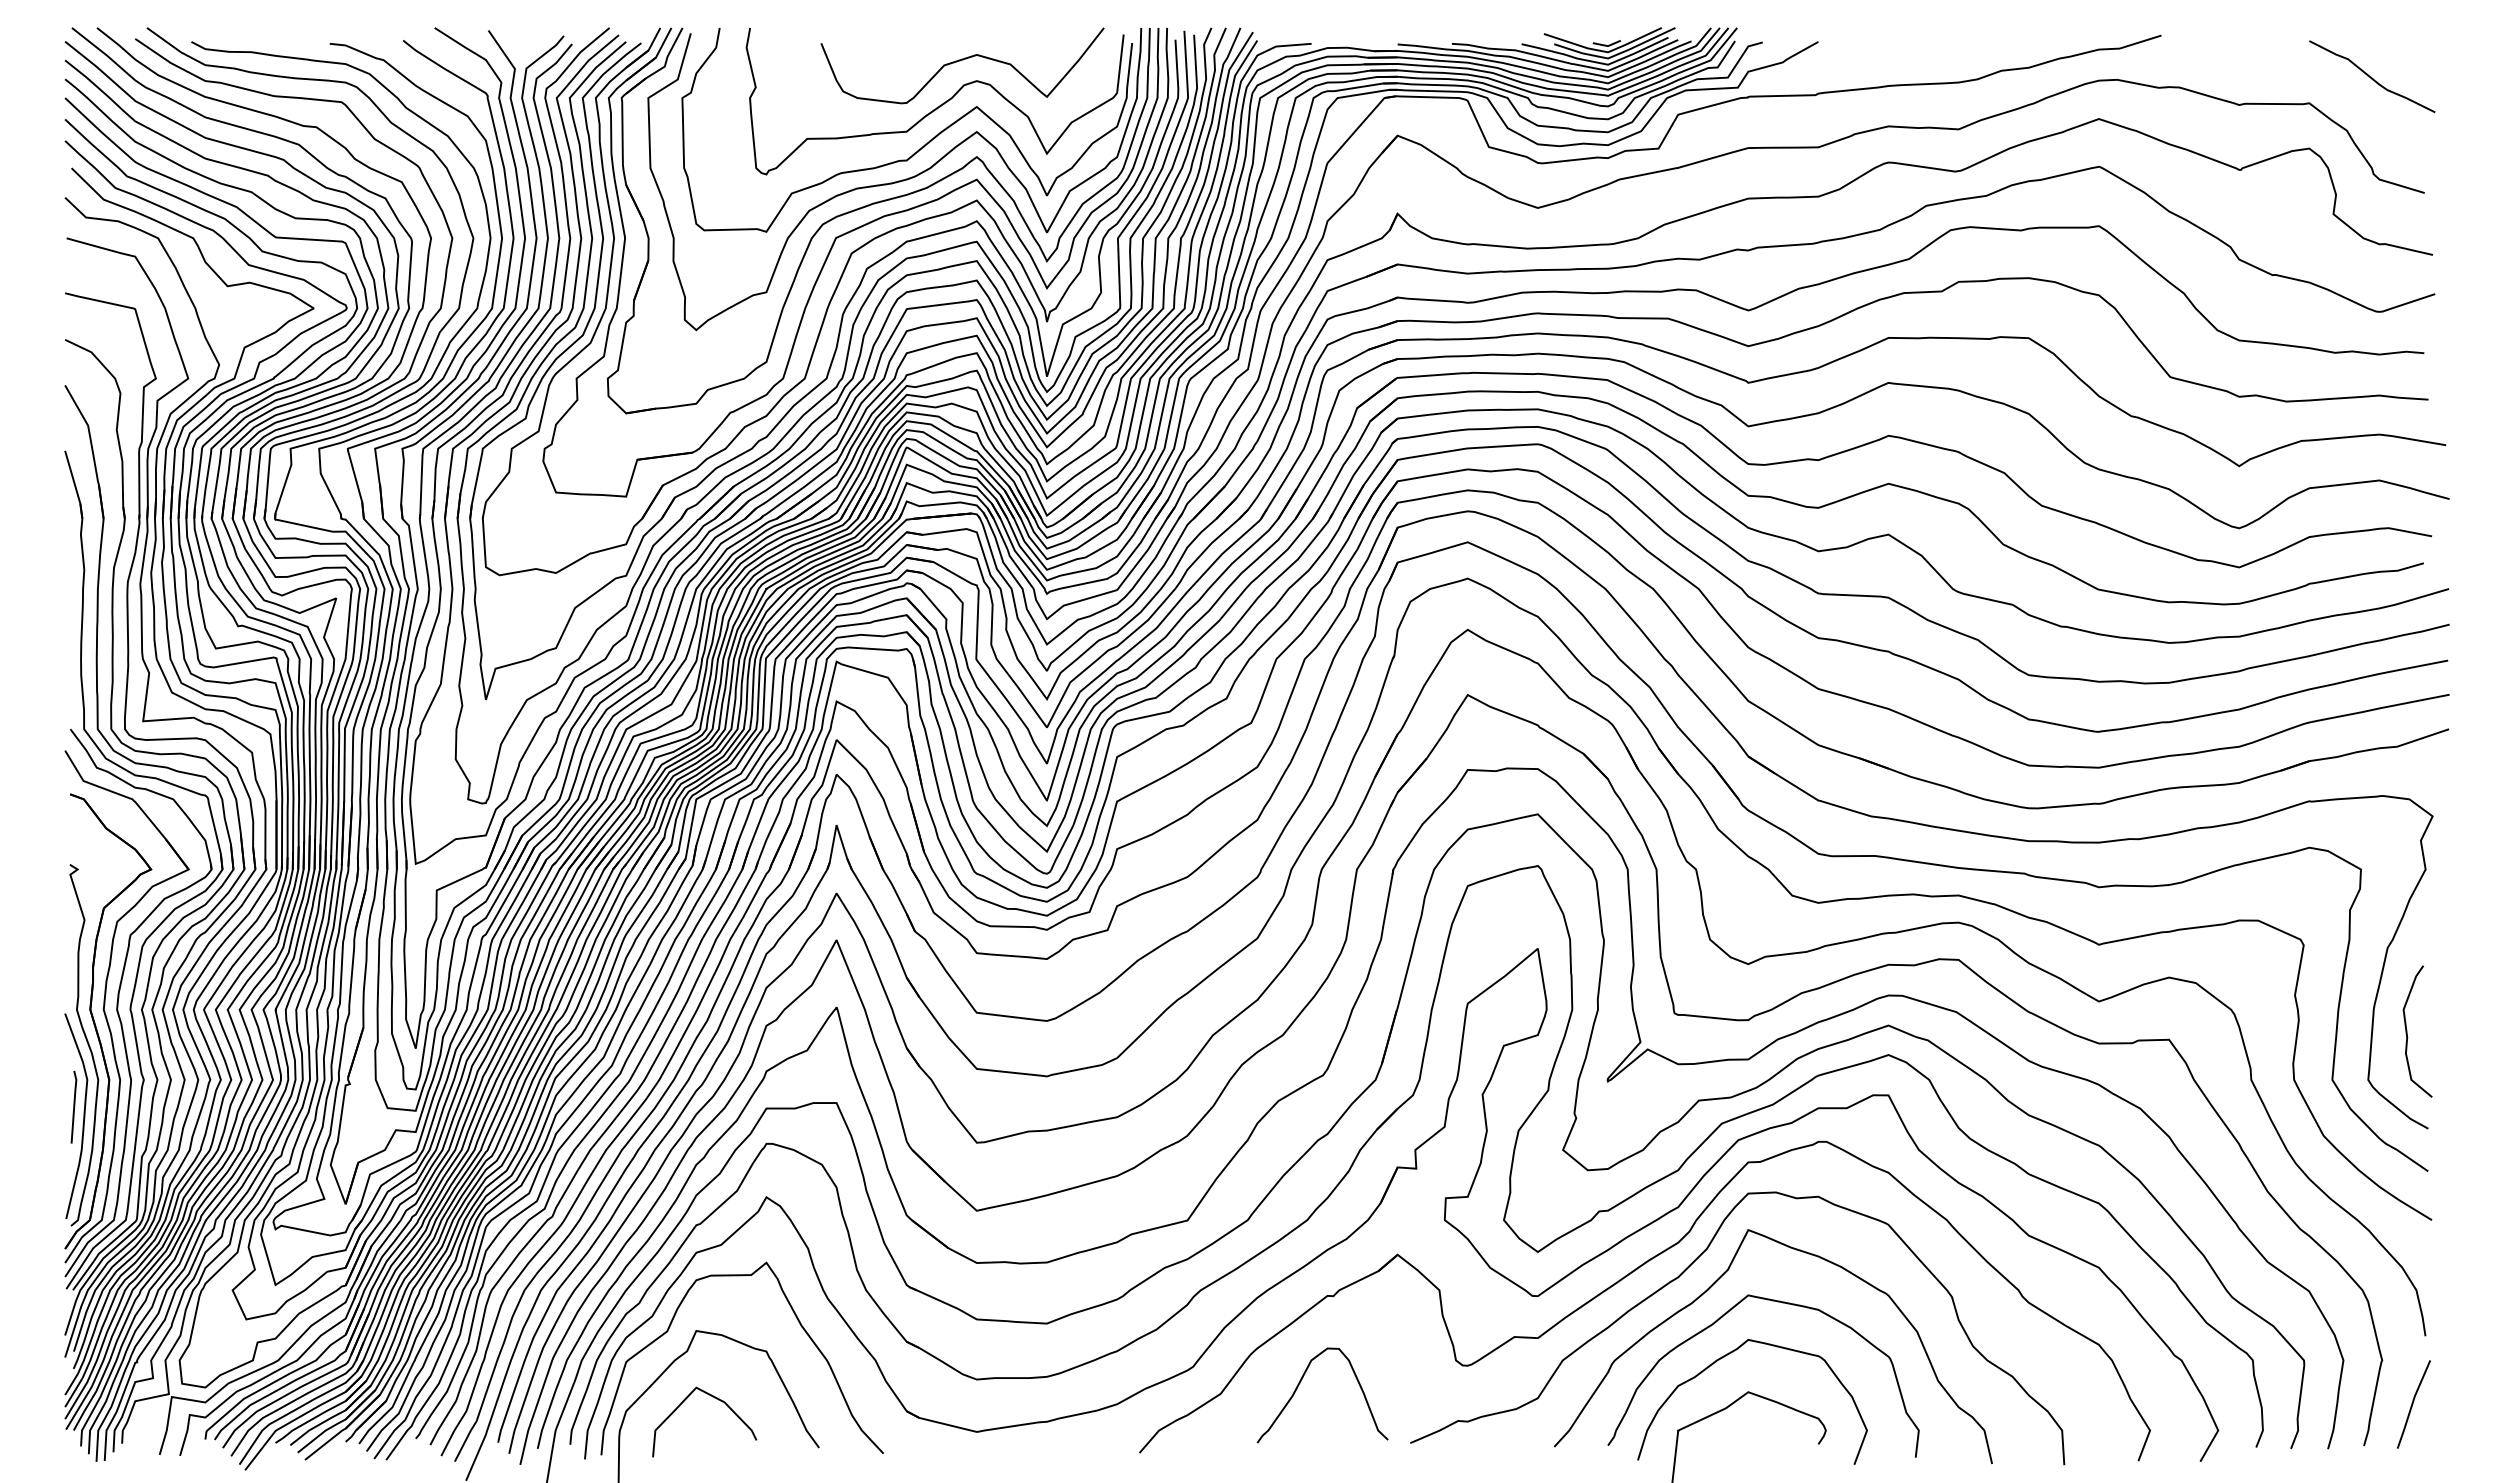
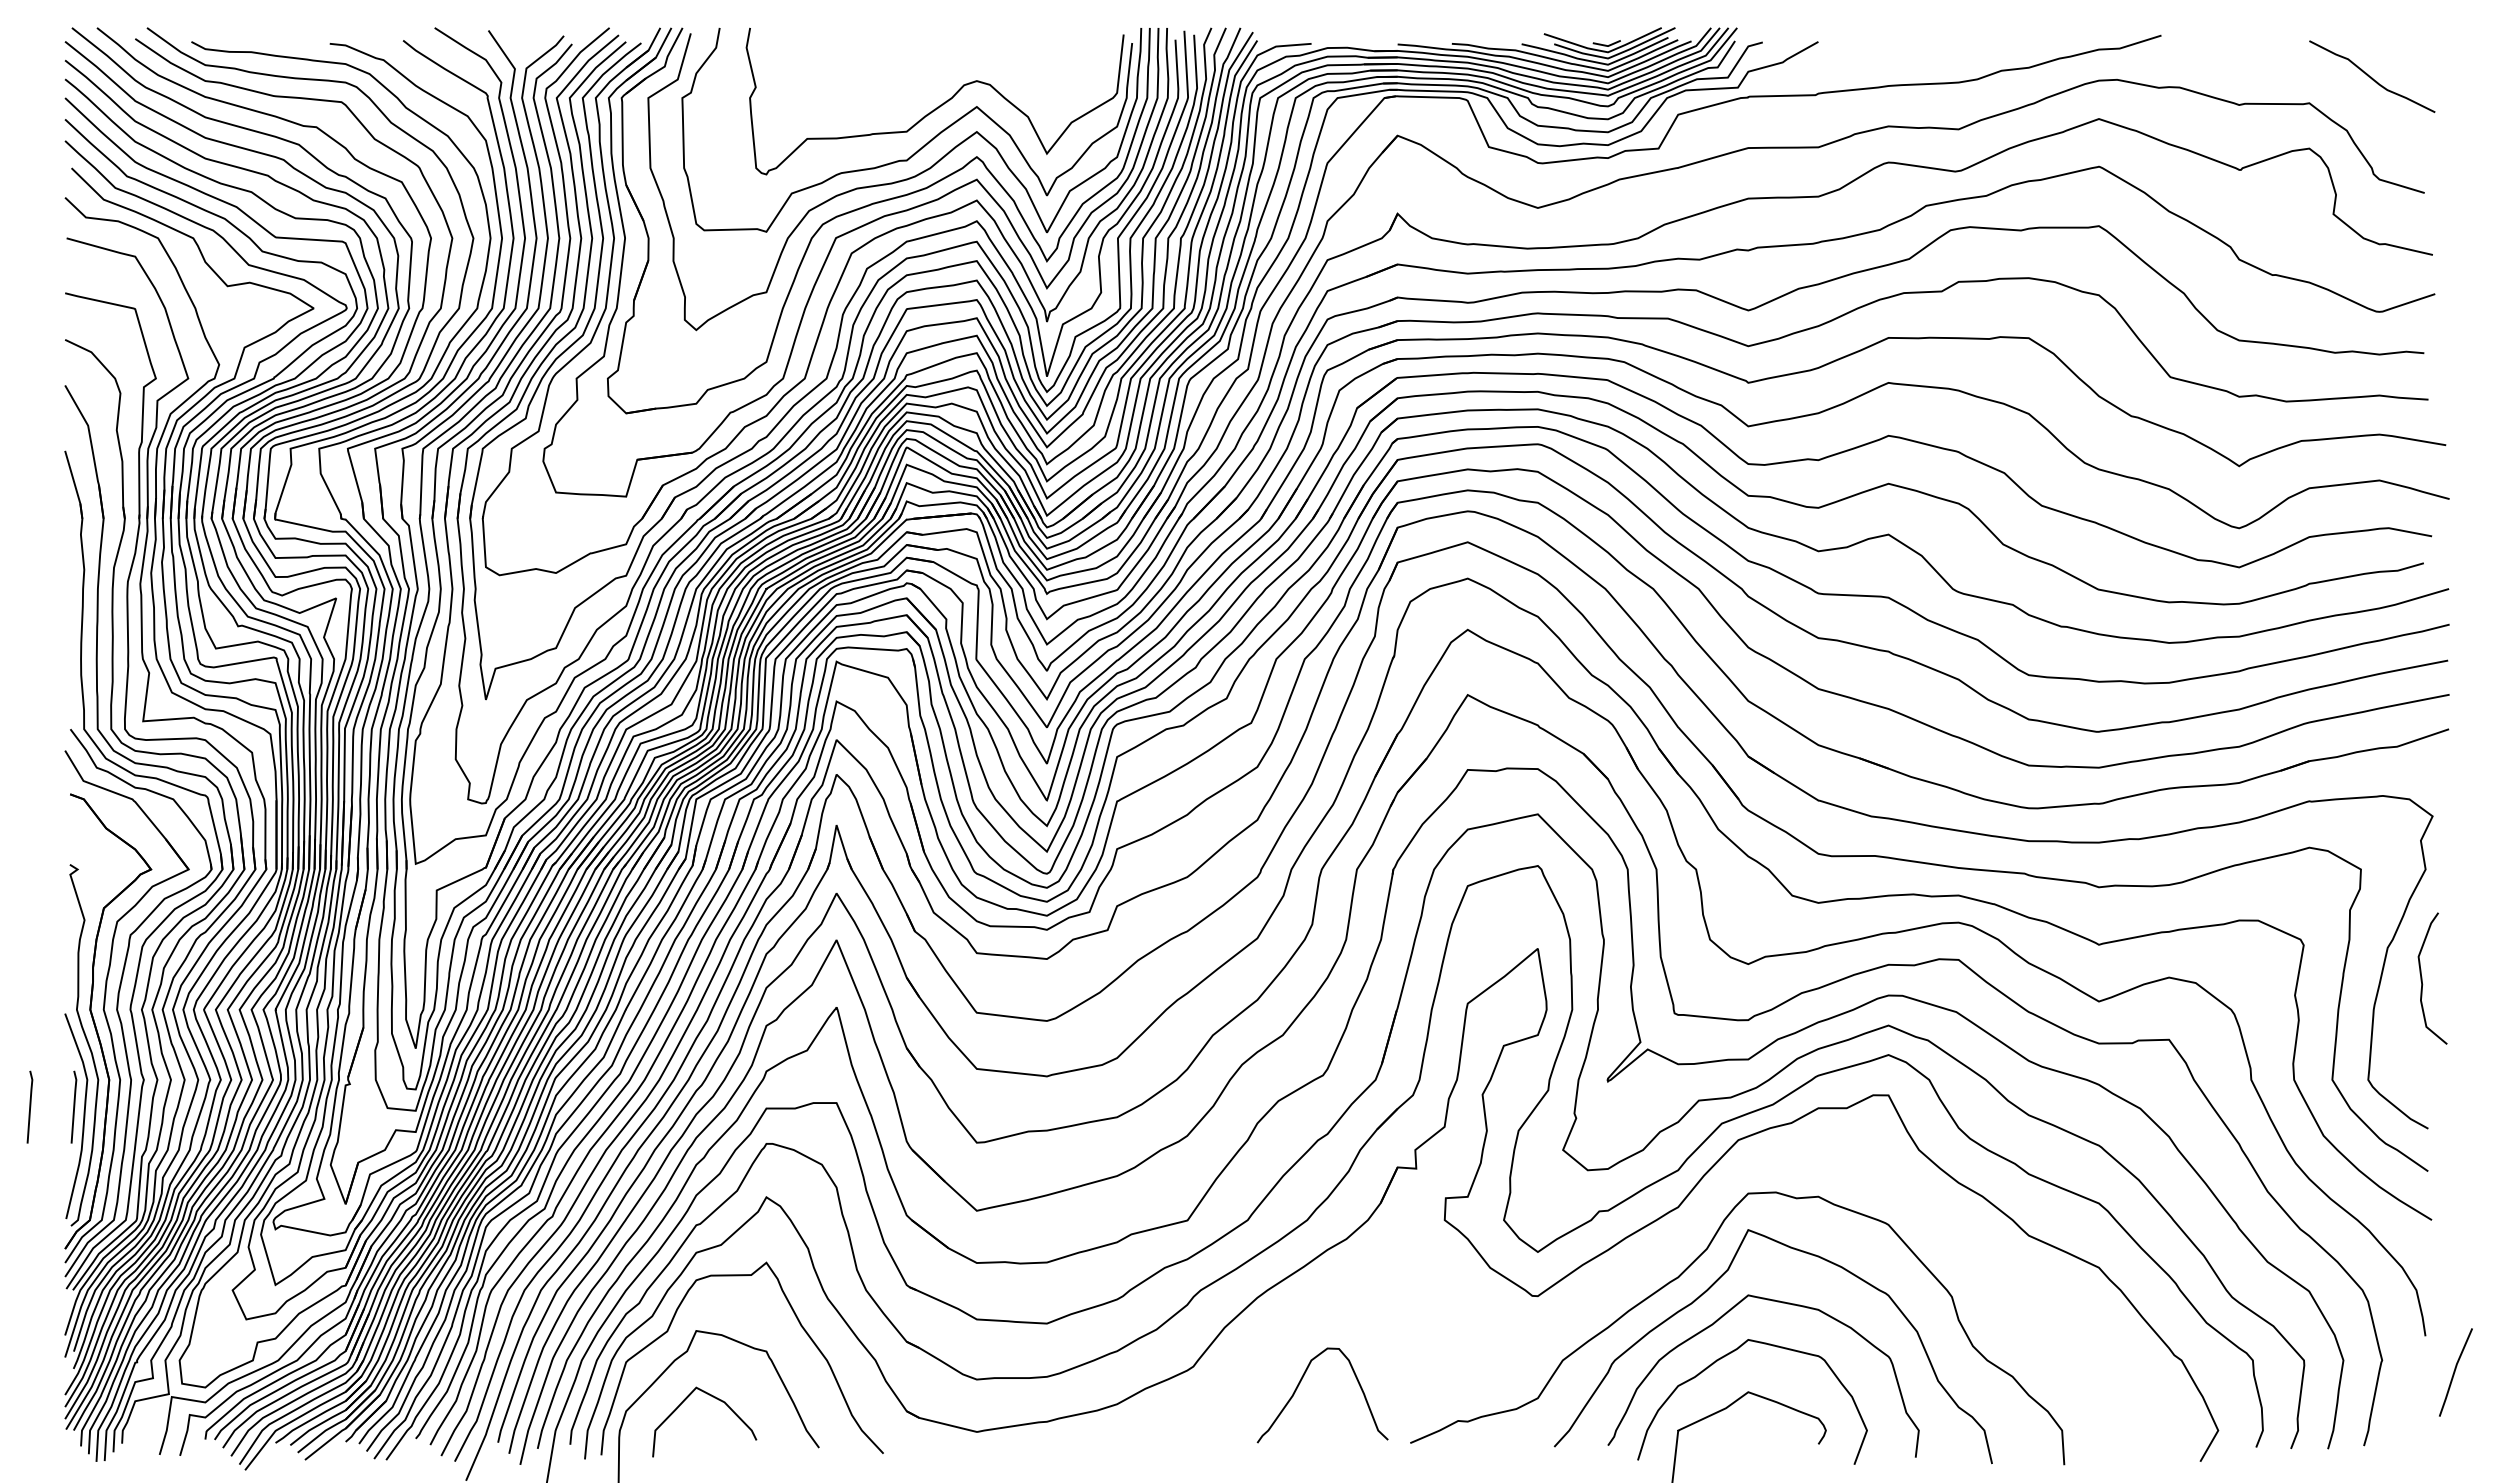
curve: present -> none (960, 61)
curve position: (2407, 1031) -> (2422, 978) (2422, 978)
line: none -> present (29, 1106)
part: present -> none (1629, 1275)
line position: (2413, 1404) -> (2455, 1372) (2455, 1372)
